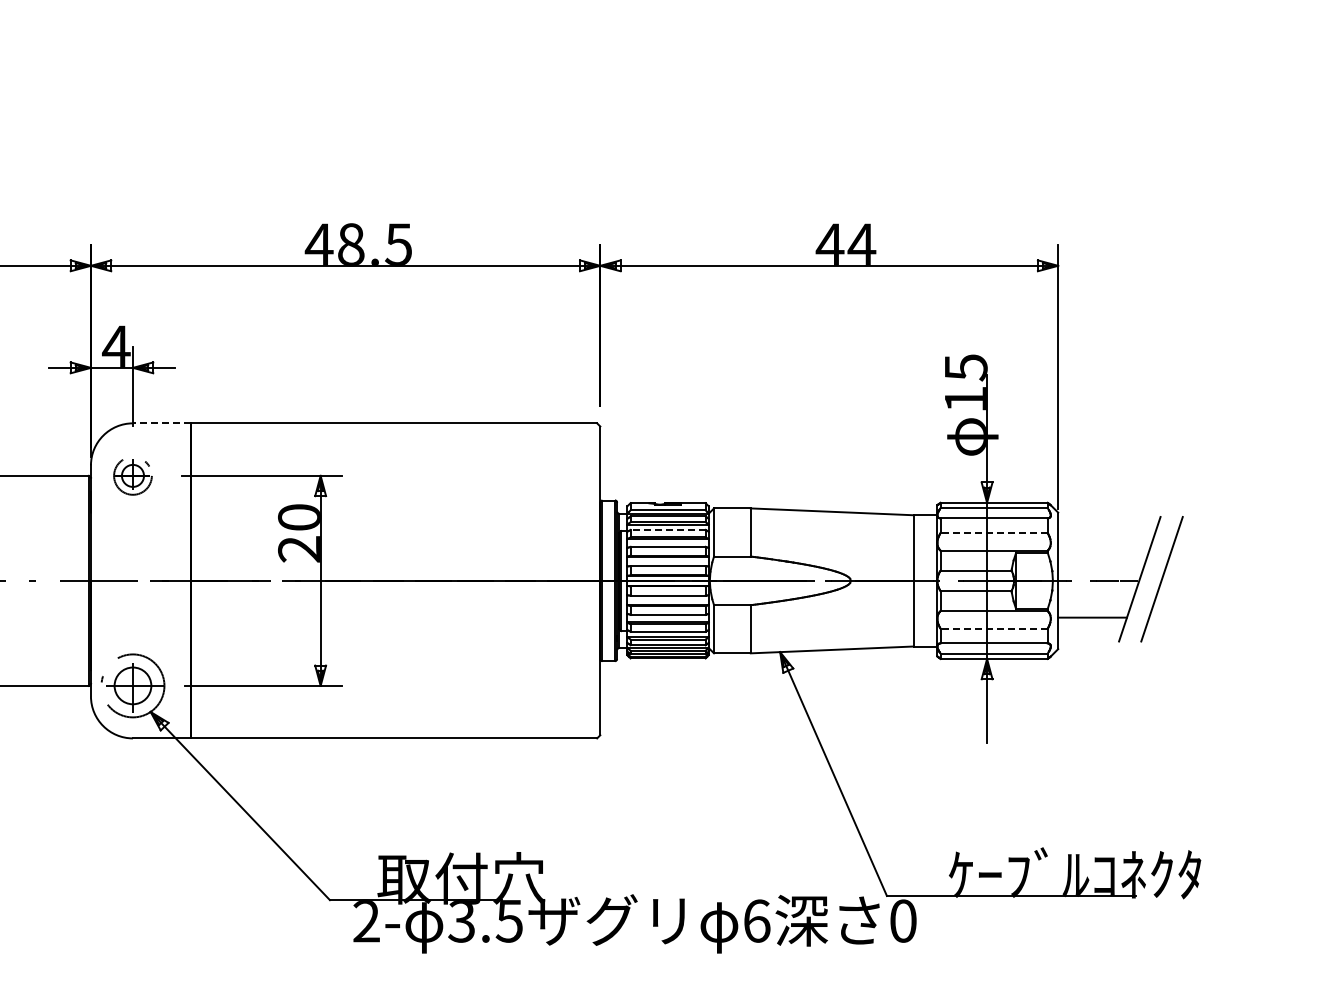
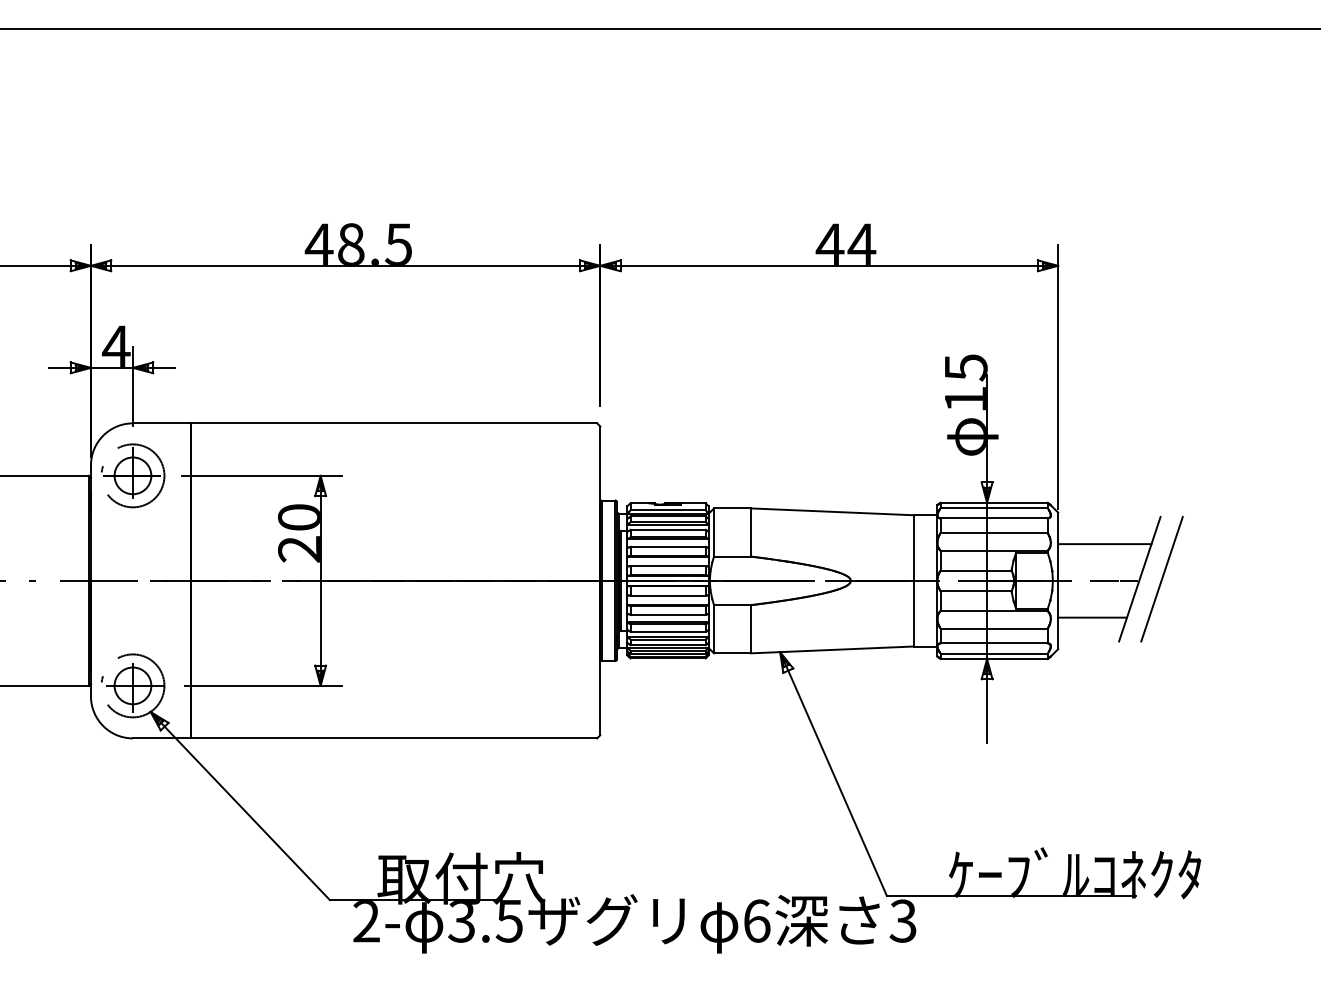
line: none -> present (659, 29)
line: dashed -> solid (161, 423)
part size: 40x37 px -> 66x66 px (132, 475)
line: dashed -> solid (668, 529)
line: dashed -> solid (994, 533)
line: none -> present (1104, 544)
line: dashed -> solid (994, 628)
text: 0 -> 3 (902, 920)
